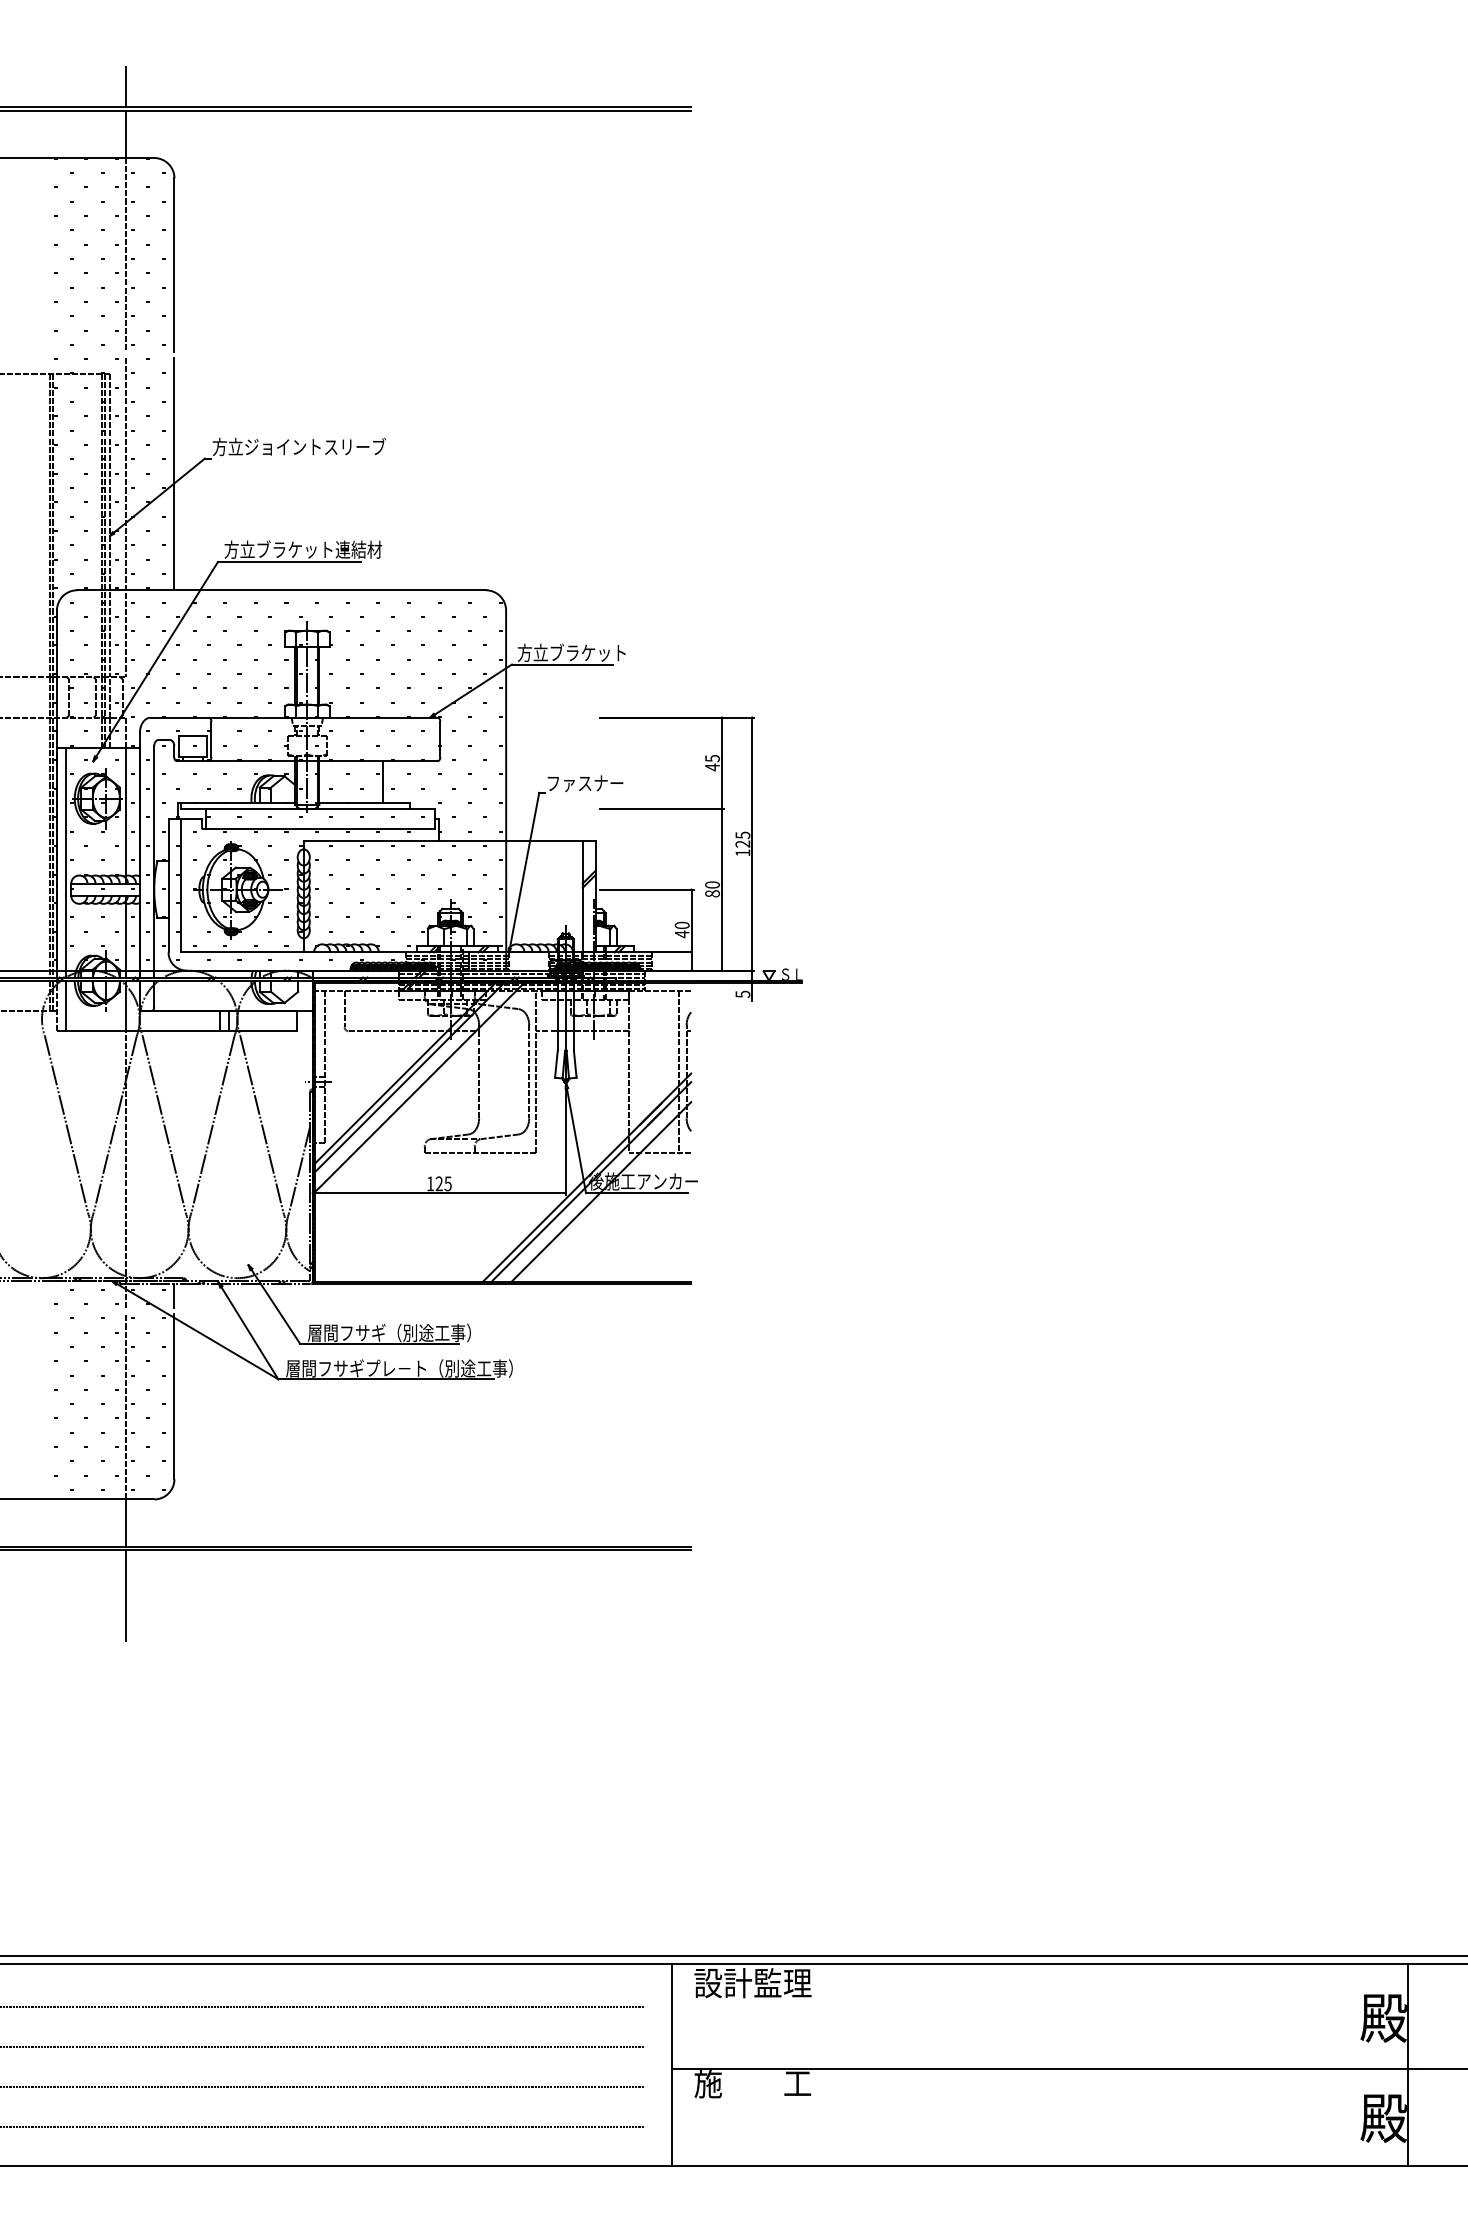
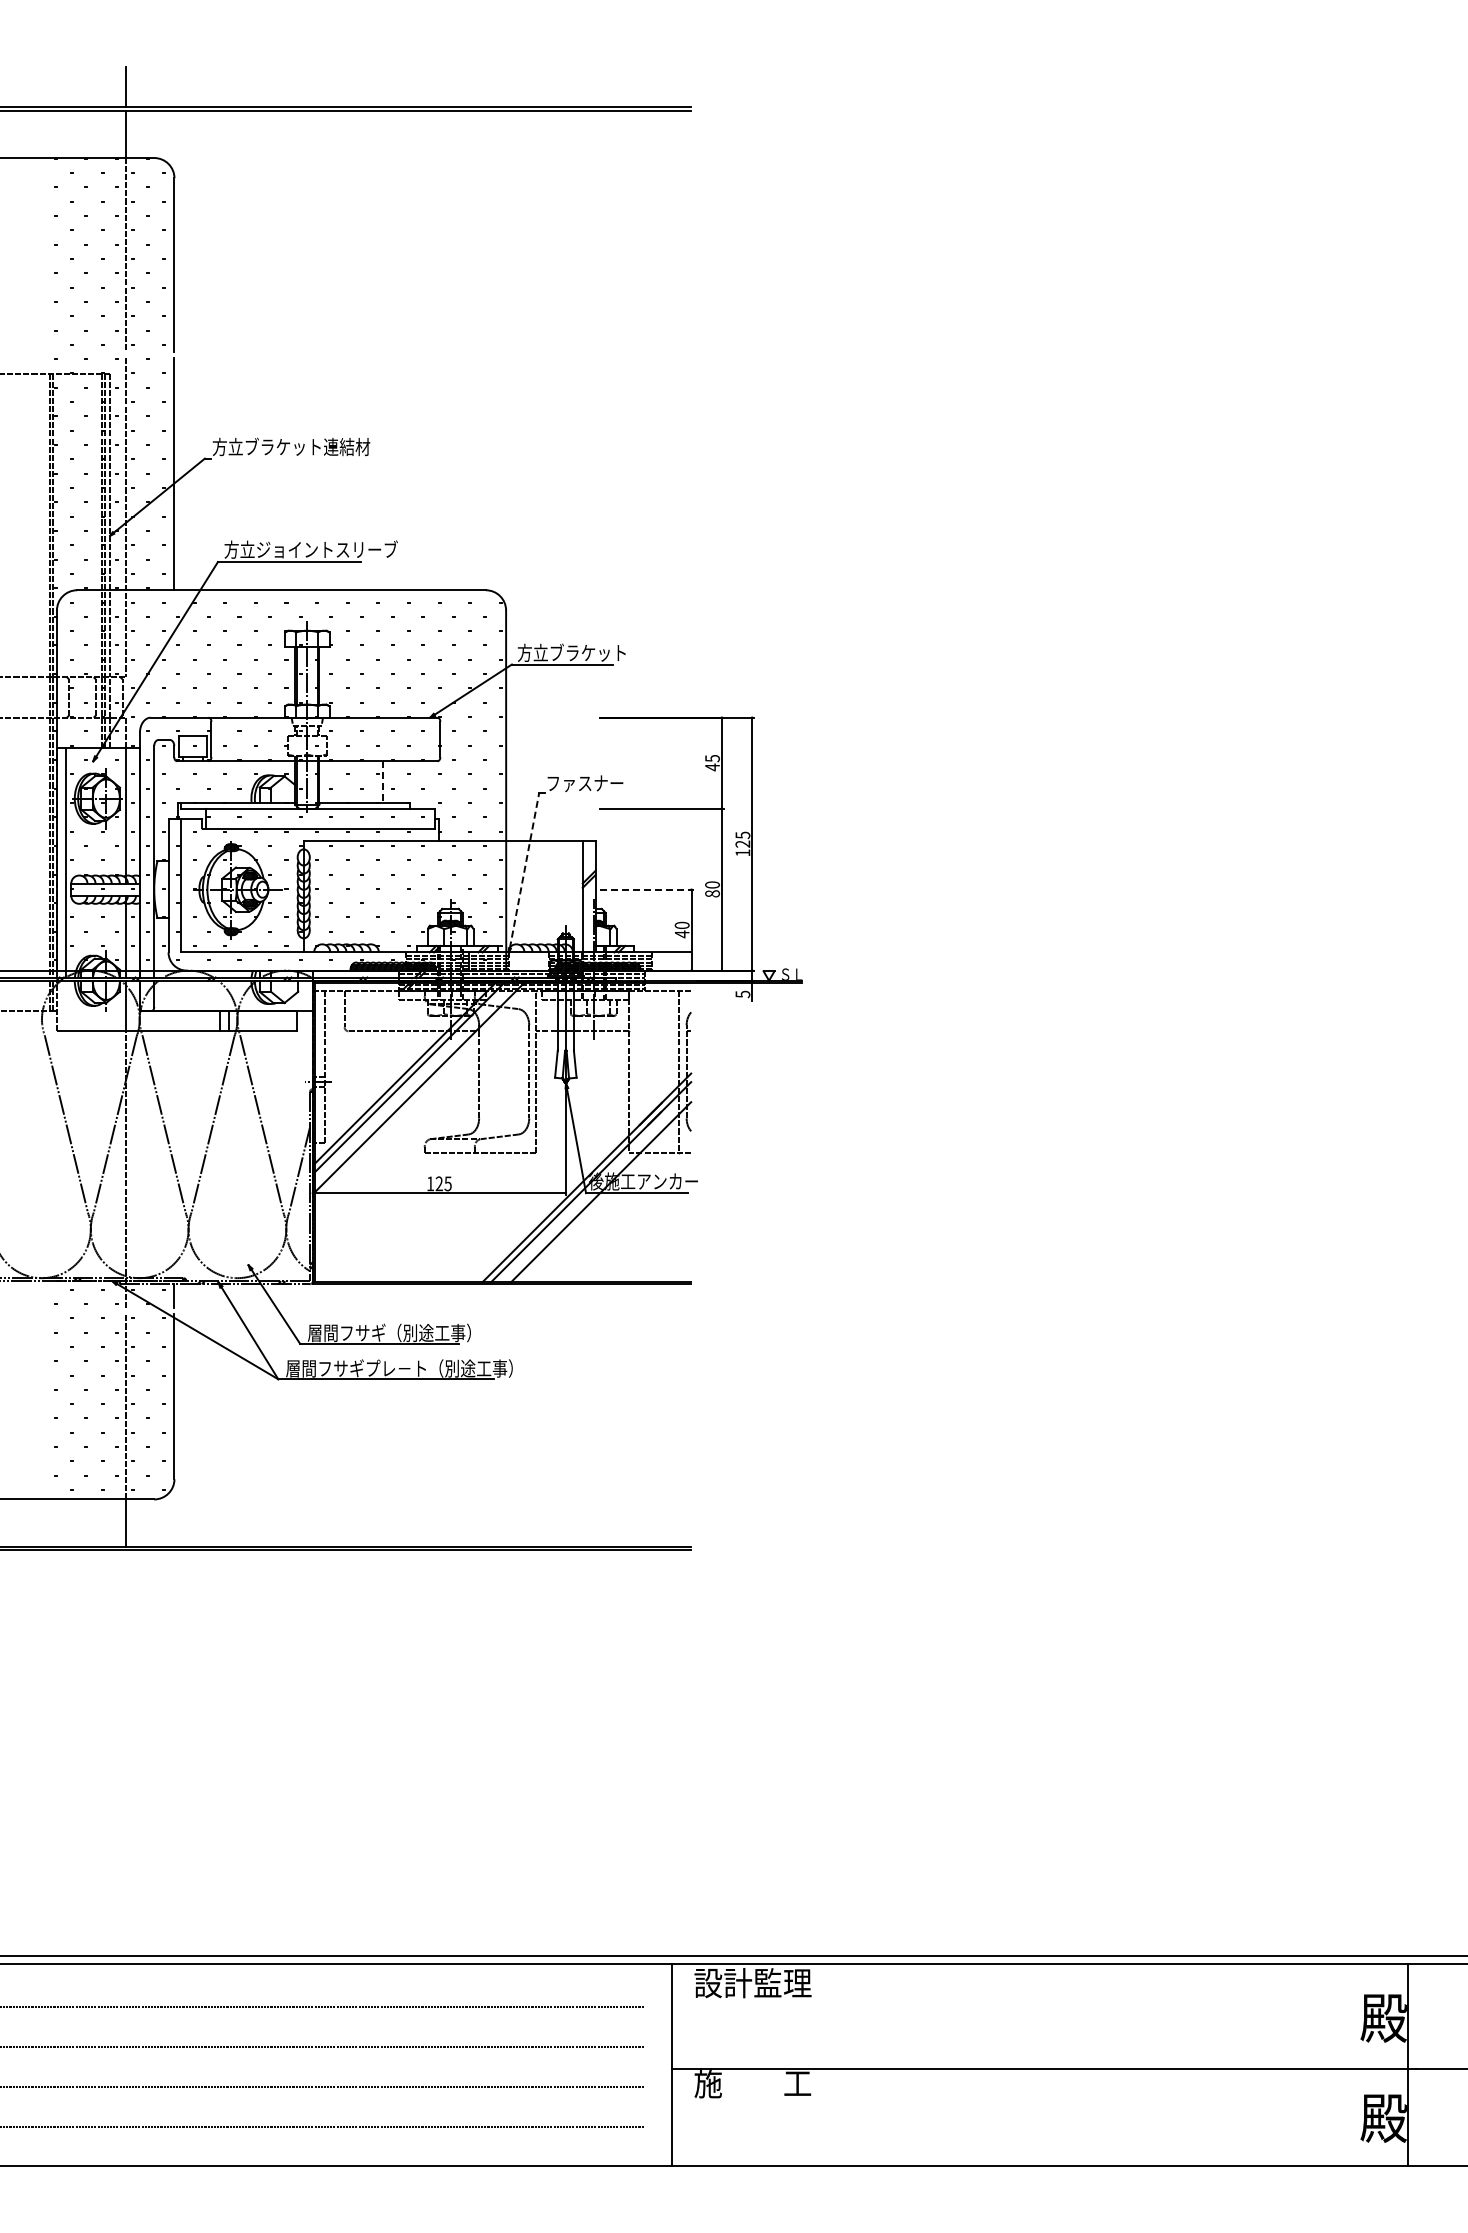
text: 方立ジョイントスリーブ -> 方立ブラケット連結材 (315, 446)
text: 方立ブラケット連結材 -> 方立ジョイントスリーブ (327, 549)
line: solid -> dashed (383, 781)
line: solid -> dashed (524, 870)
line: solid -> dashed (646, 889)
line: present -> none (65, 1005)
line: present -> none (125, 1595)
